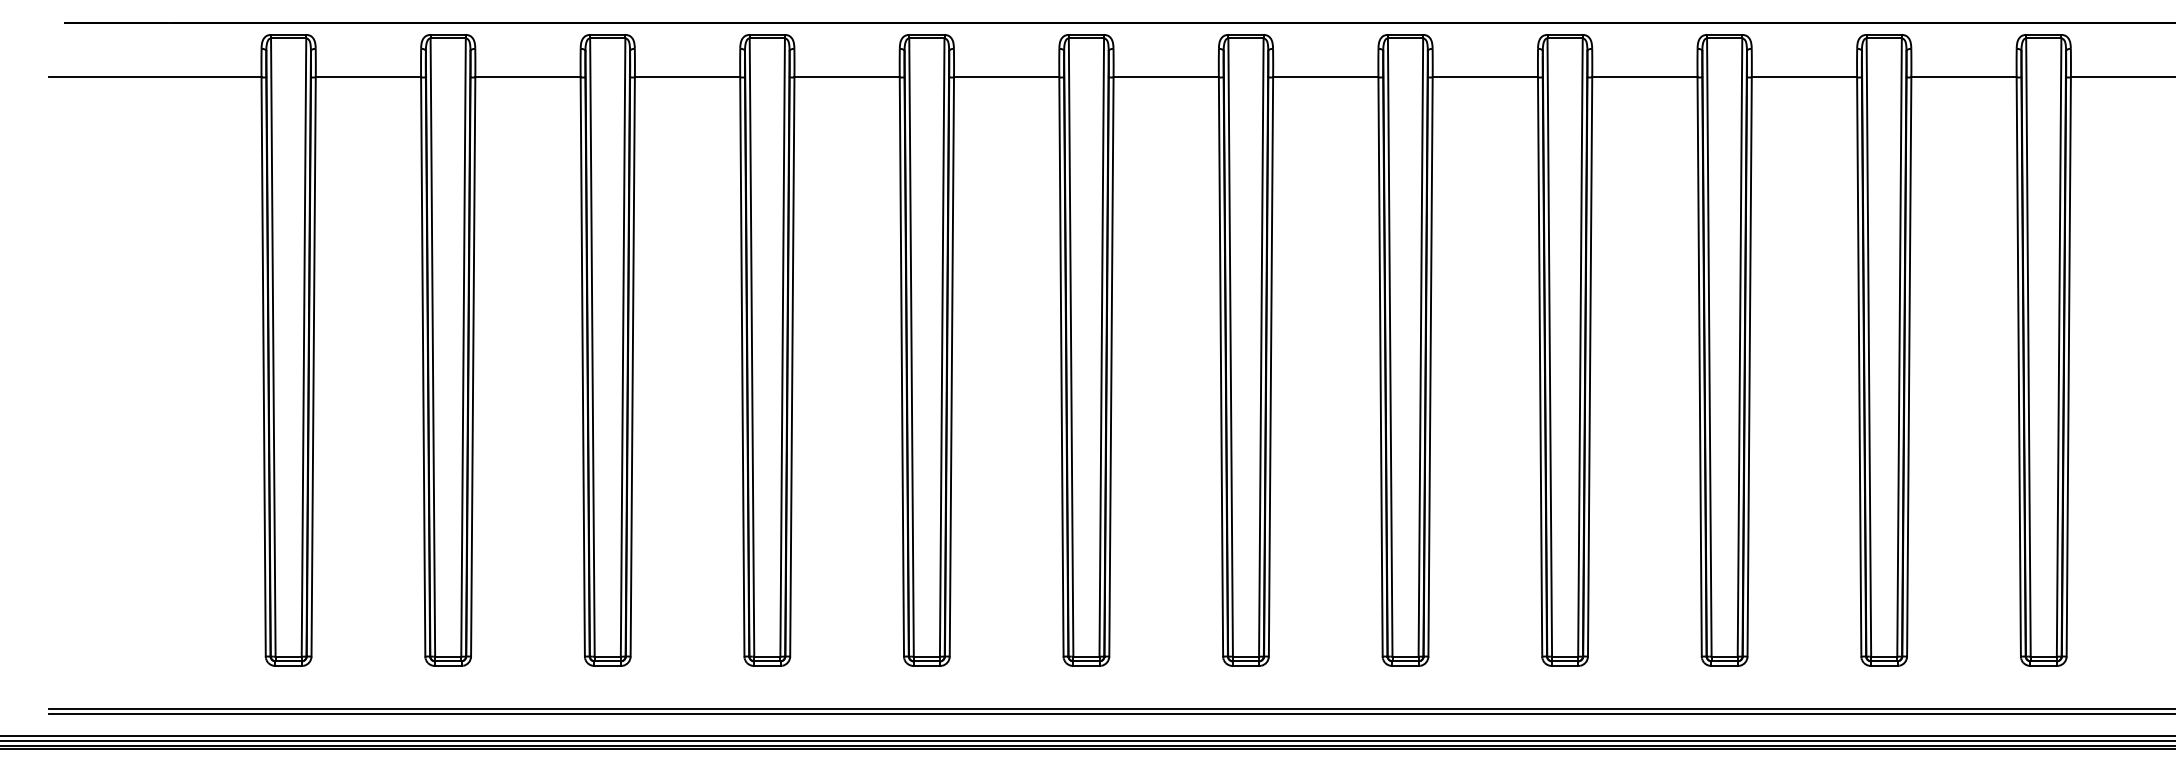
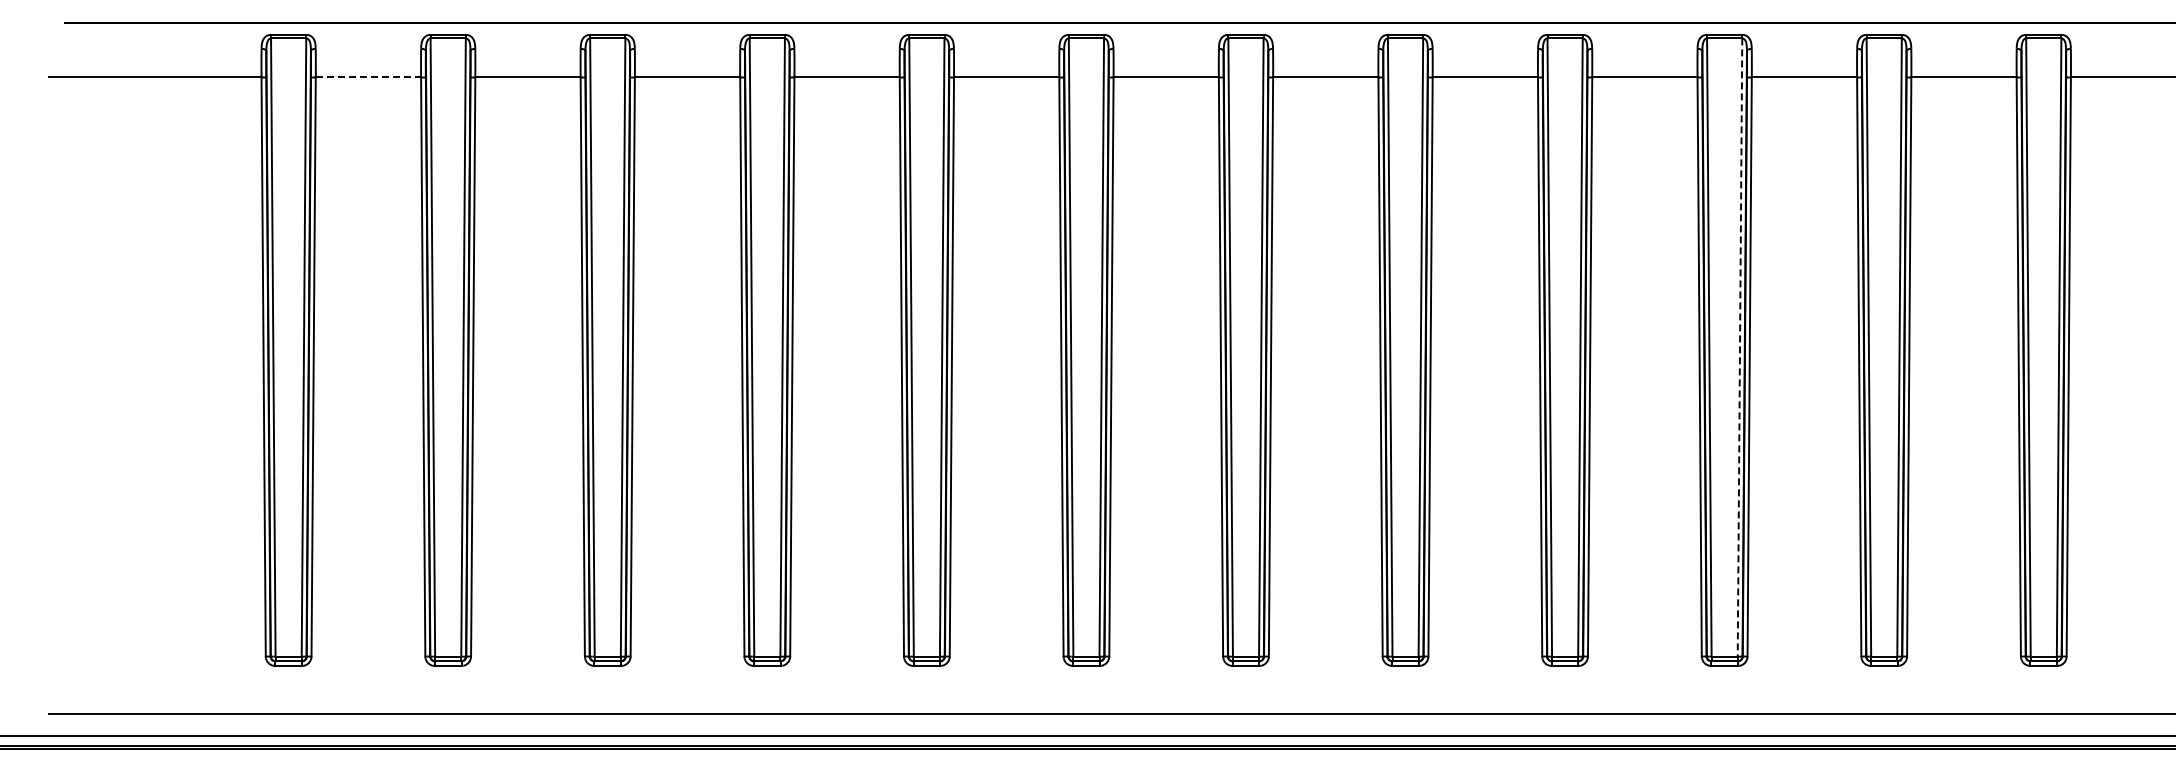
line: solid -> dashed (368, 77)
line: solid -> dashed (1740, 348)
line: present -> none (1110, 709)
line: present -> none (1087, 741)
